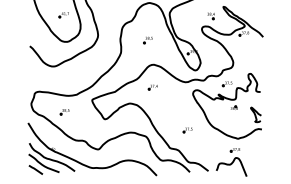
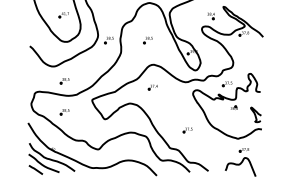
part: none -> present (108, 40)
part: none -> present (64, 81)
part position: (231, 162) -> (240, 162) (240, 162)
